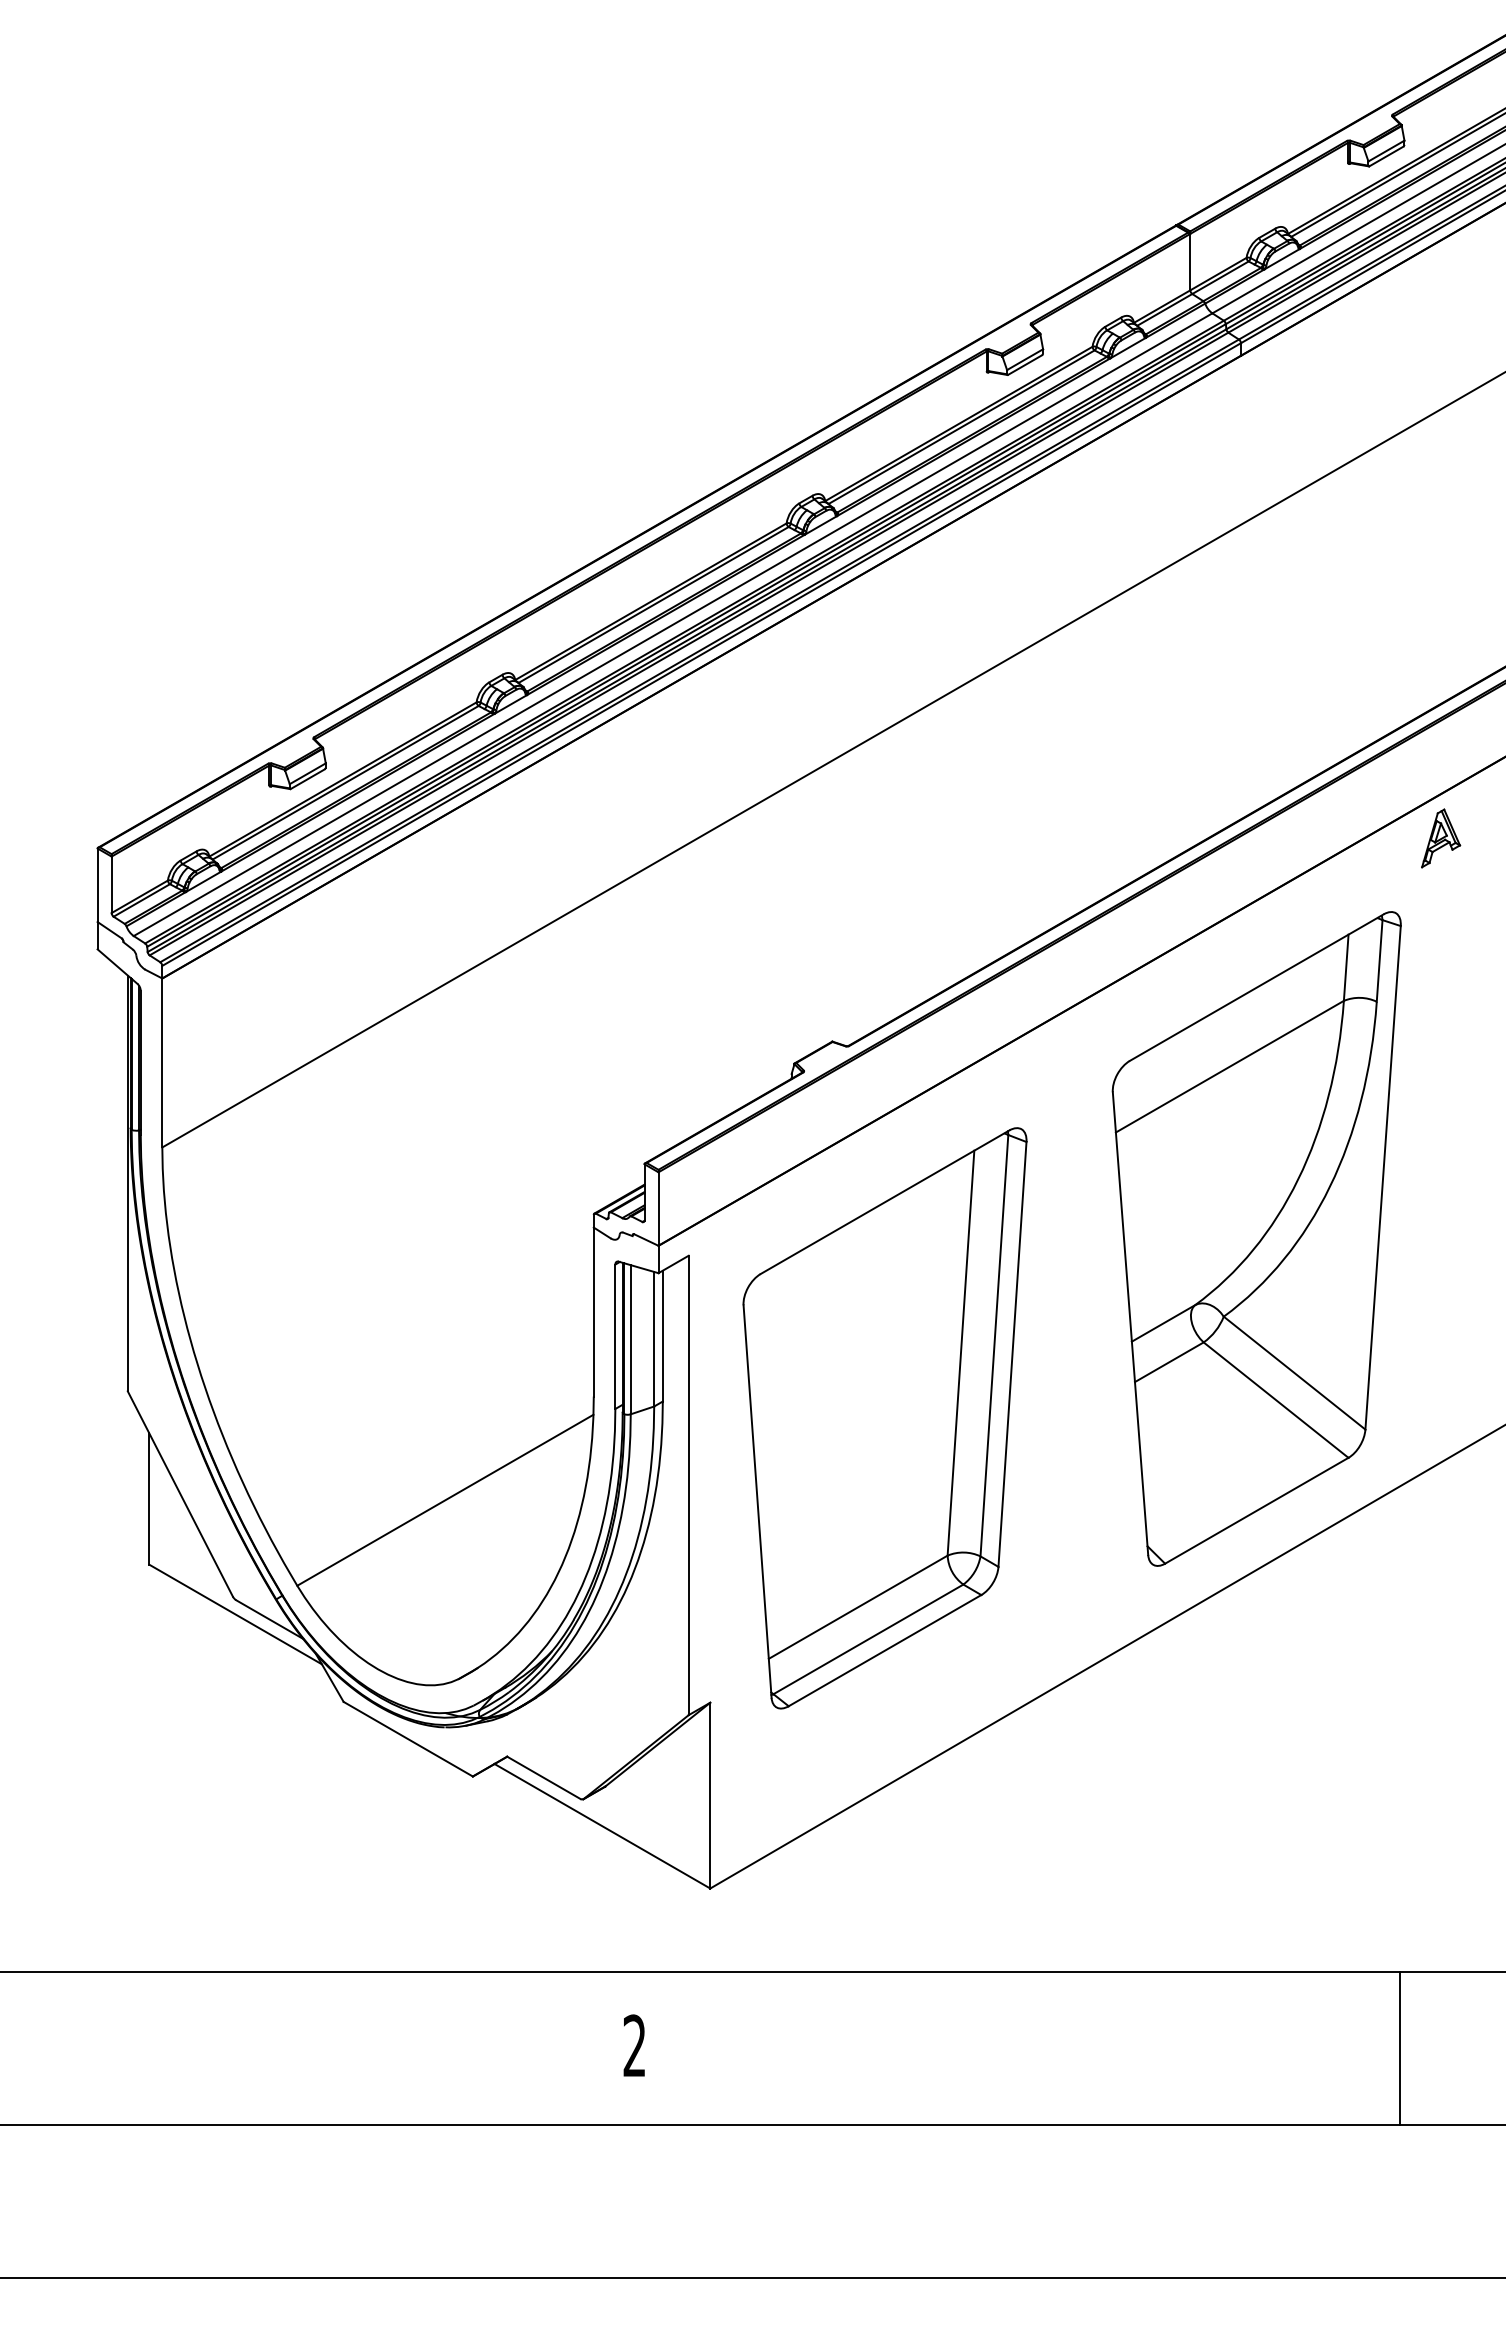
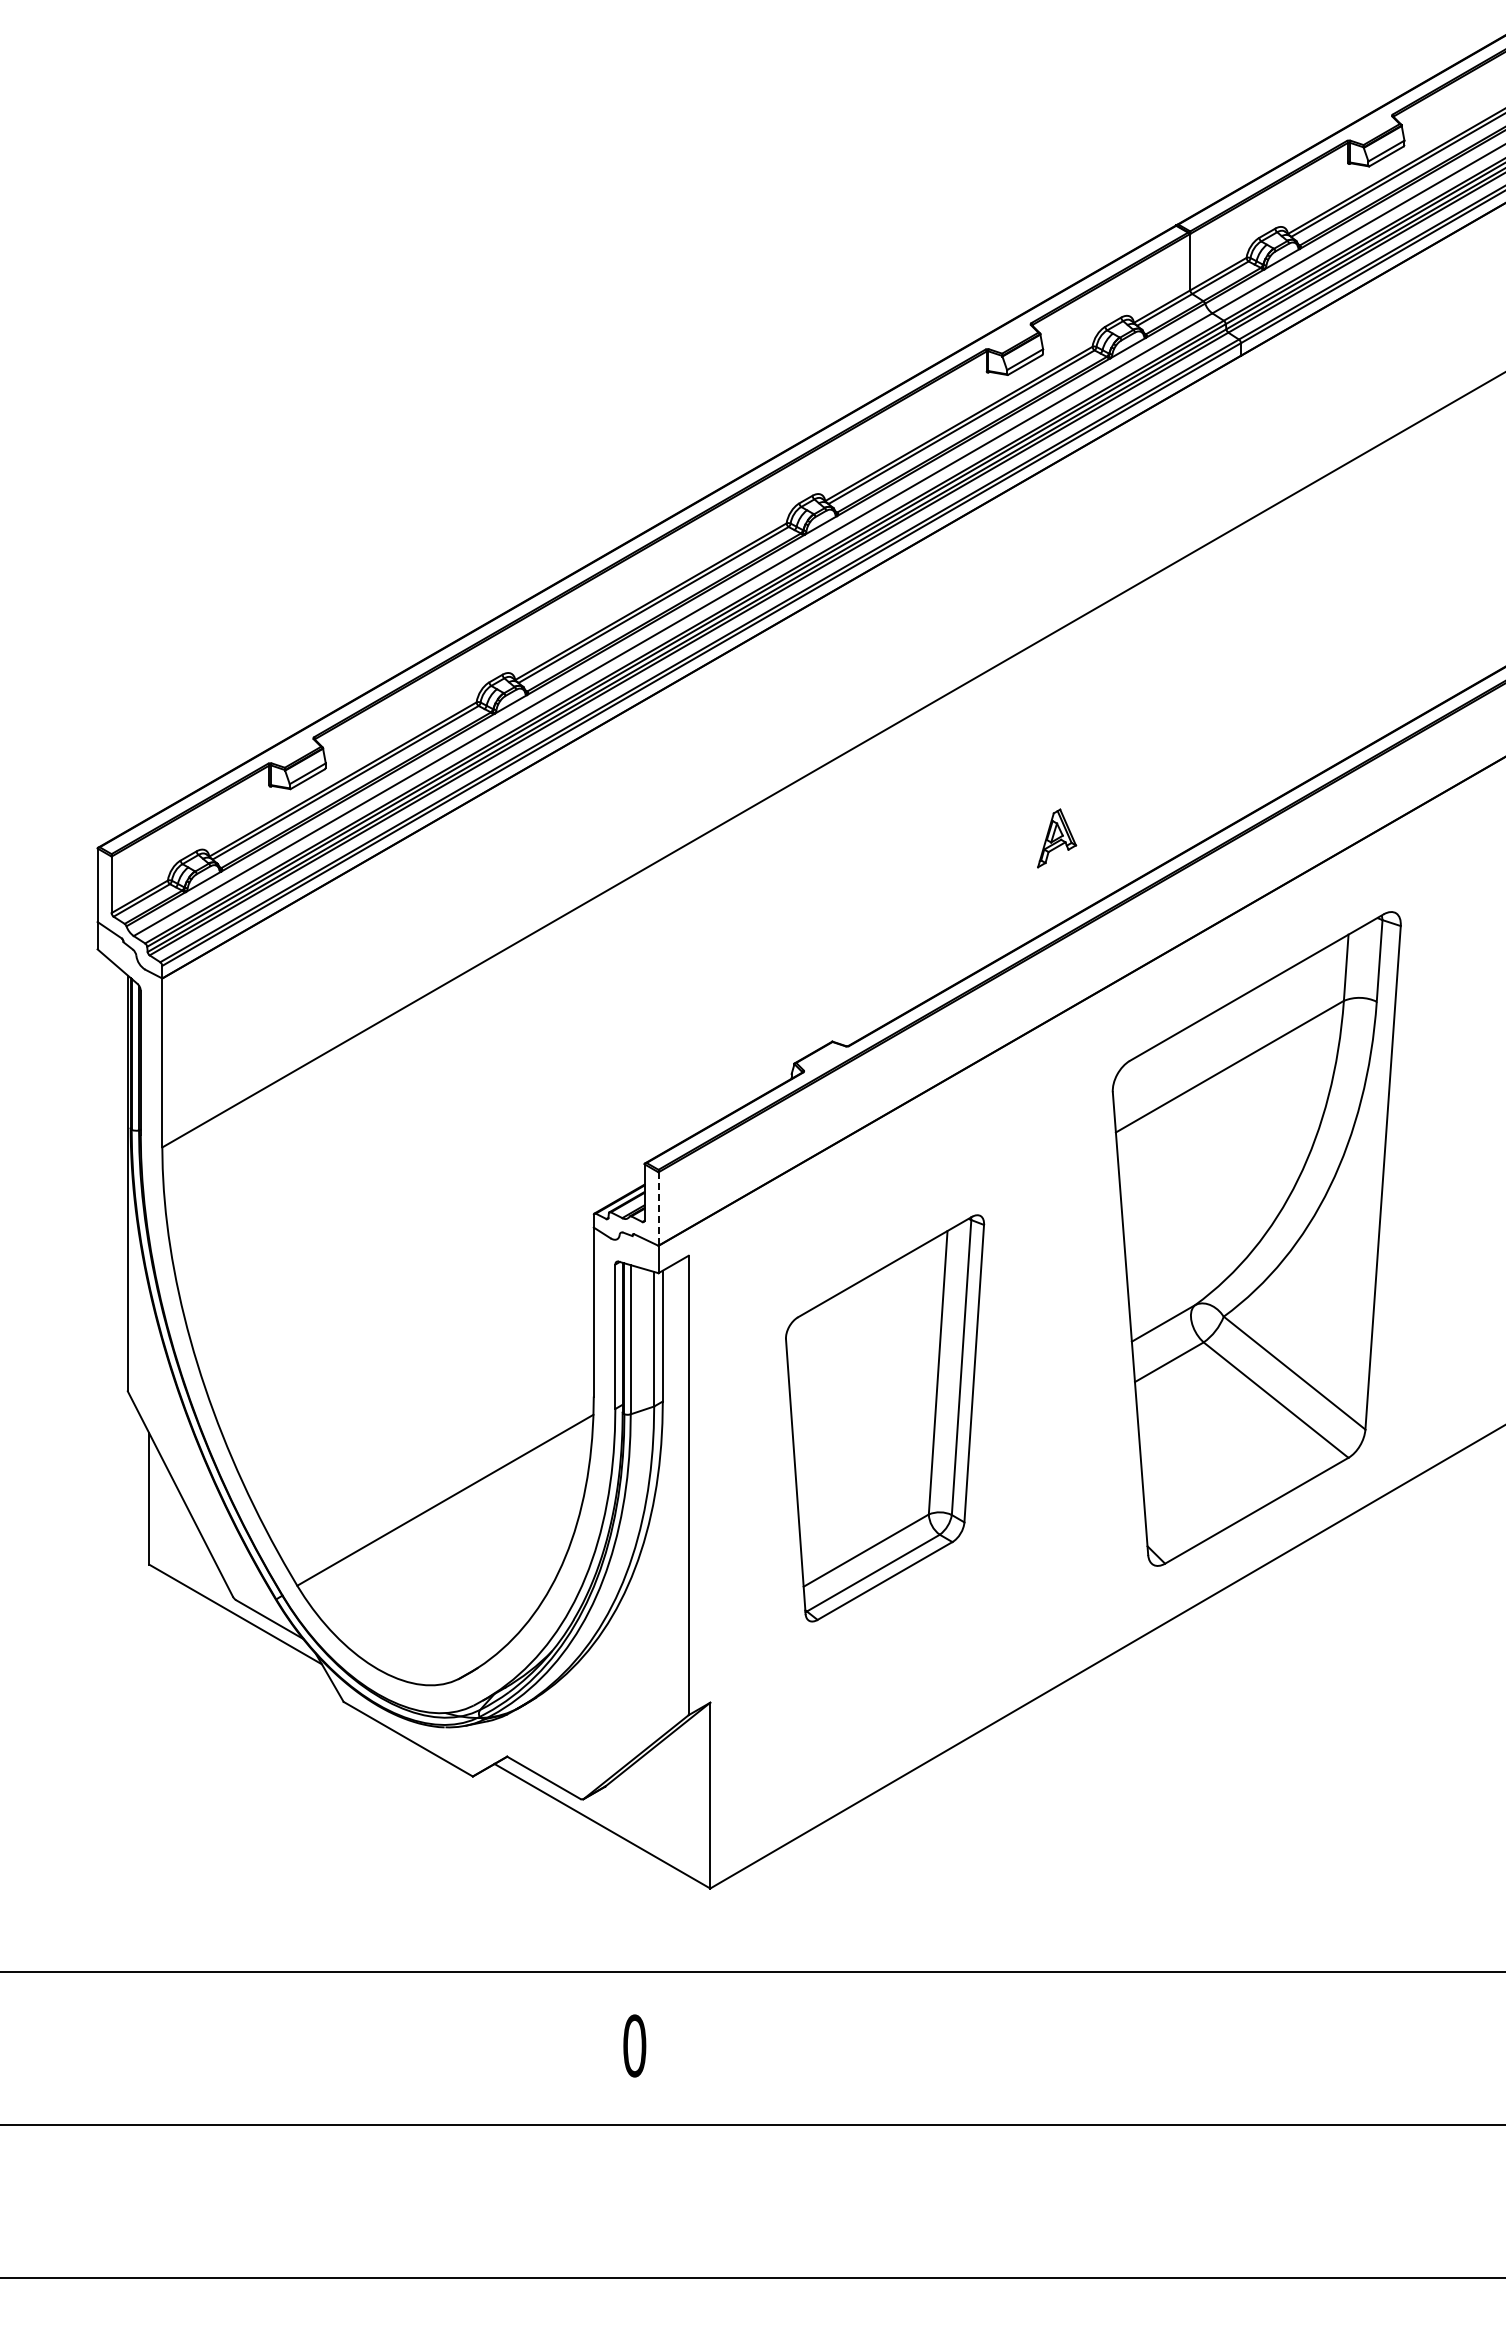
part position: (1441, 838) -> (1057, 838) (1057, 838)
line: solid -> dashed (658, 1209)
part size: 286x583 px -> 201x409 px (885, 1418)
text: 2 -> 0 (634, 2045)
line: present -> none (1399, 2048)
